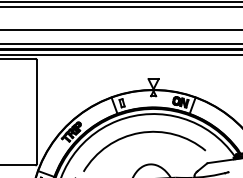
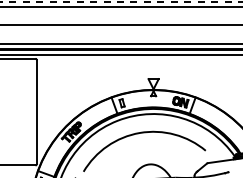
line: solid -> dashed (121, 1)
line position: (120, 29) -> (120, 24) (120, 24)
